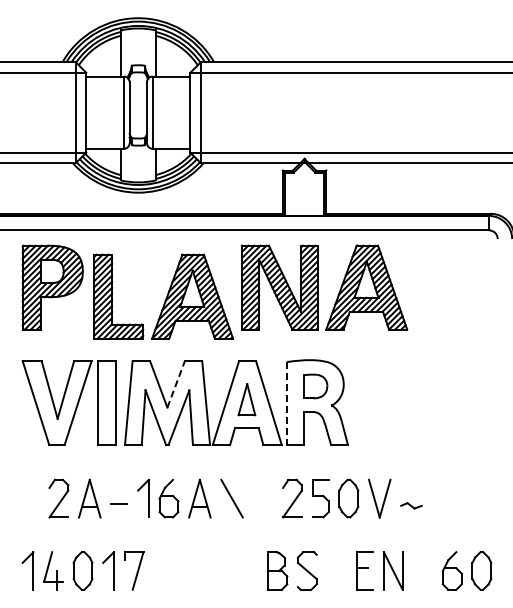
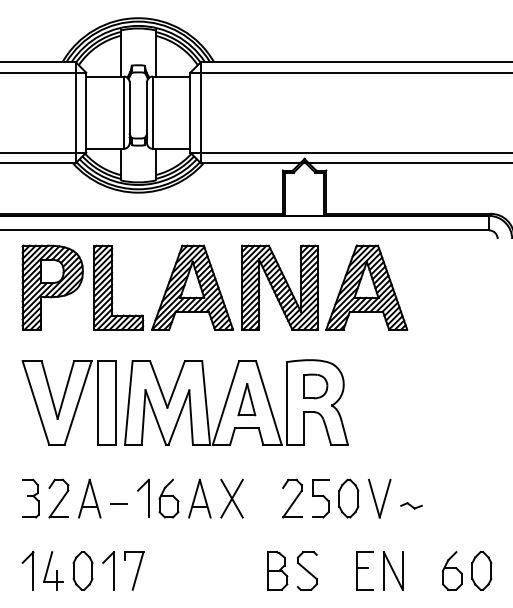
part position: (163, 296) -> (163, 287) (163, 287)
line: dashed -> solid (176, 384)
line: dashed -> solid (286, 404)
part: none -> present (30, 498)
line: none -> present (231, 498)
